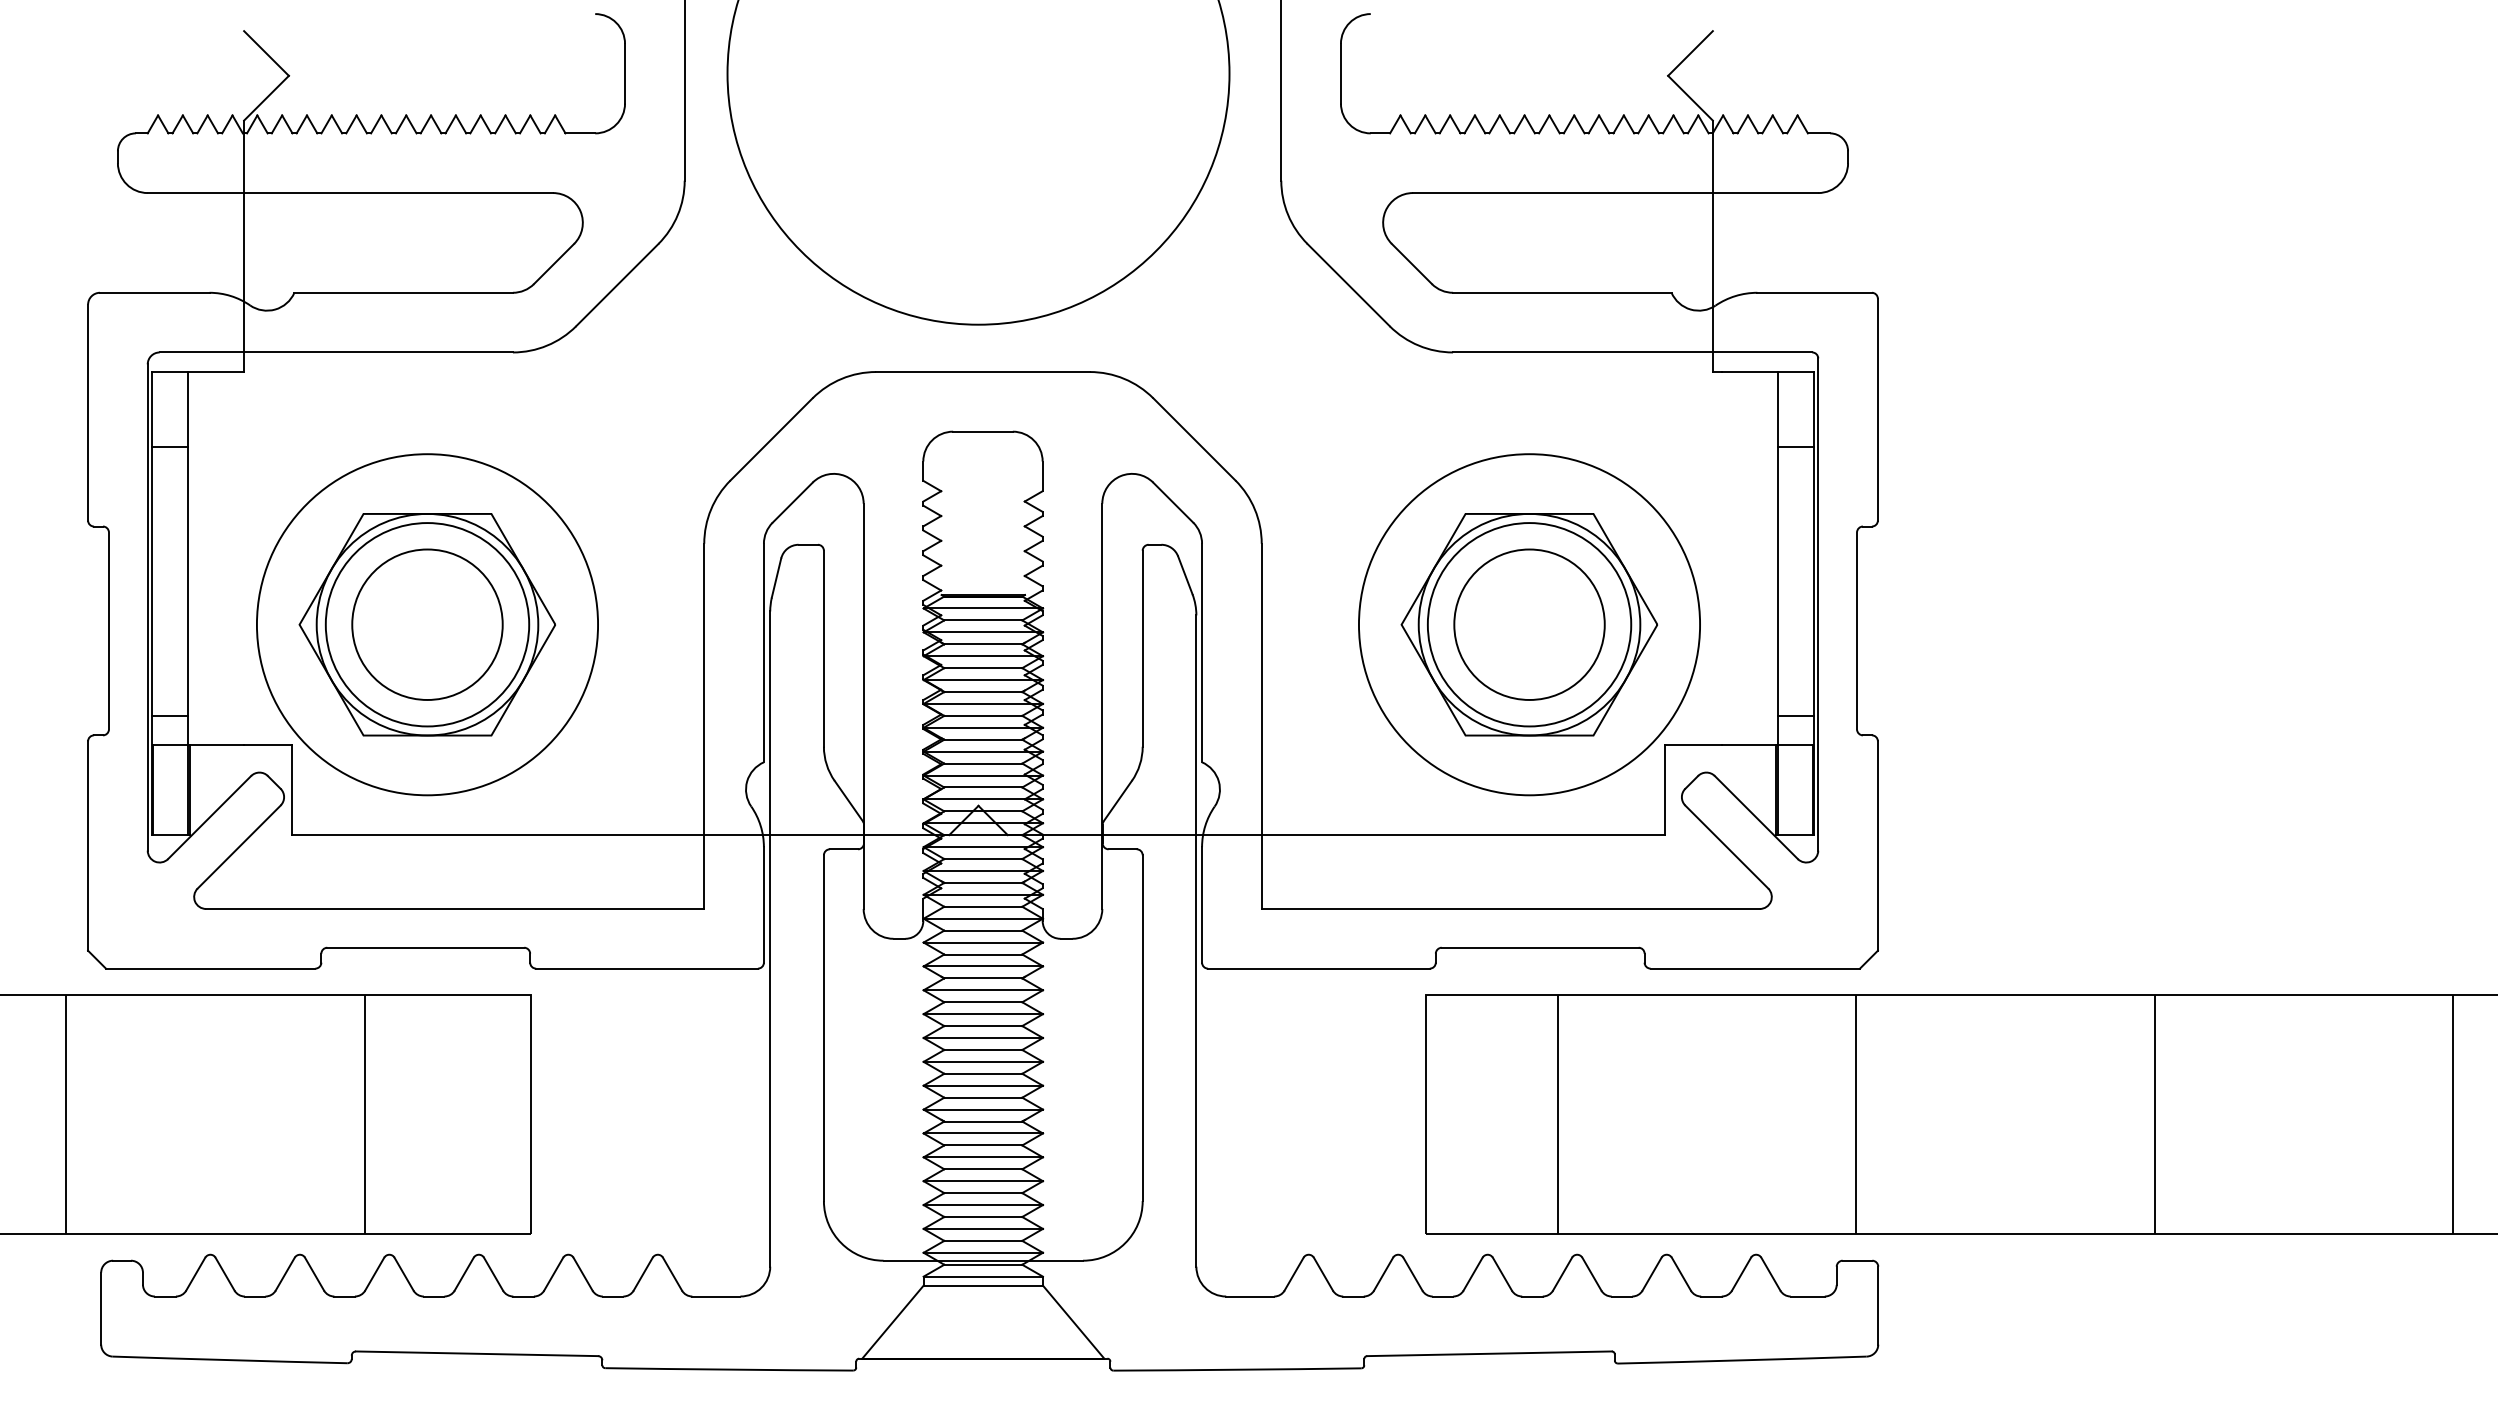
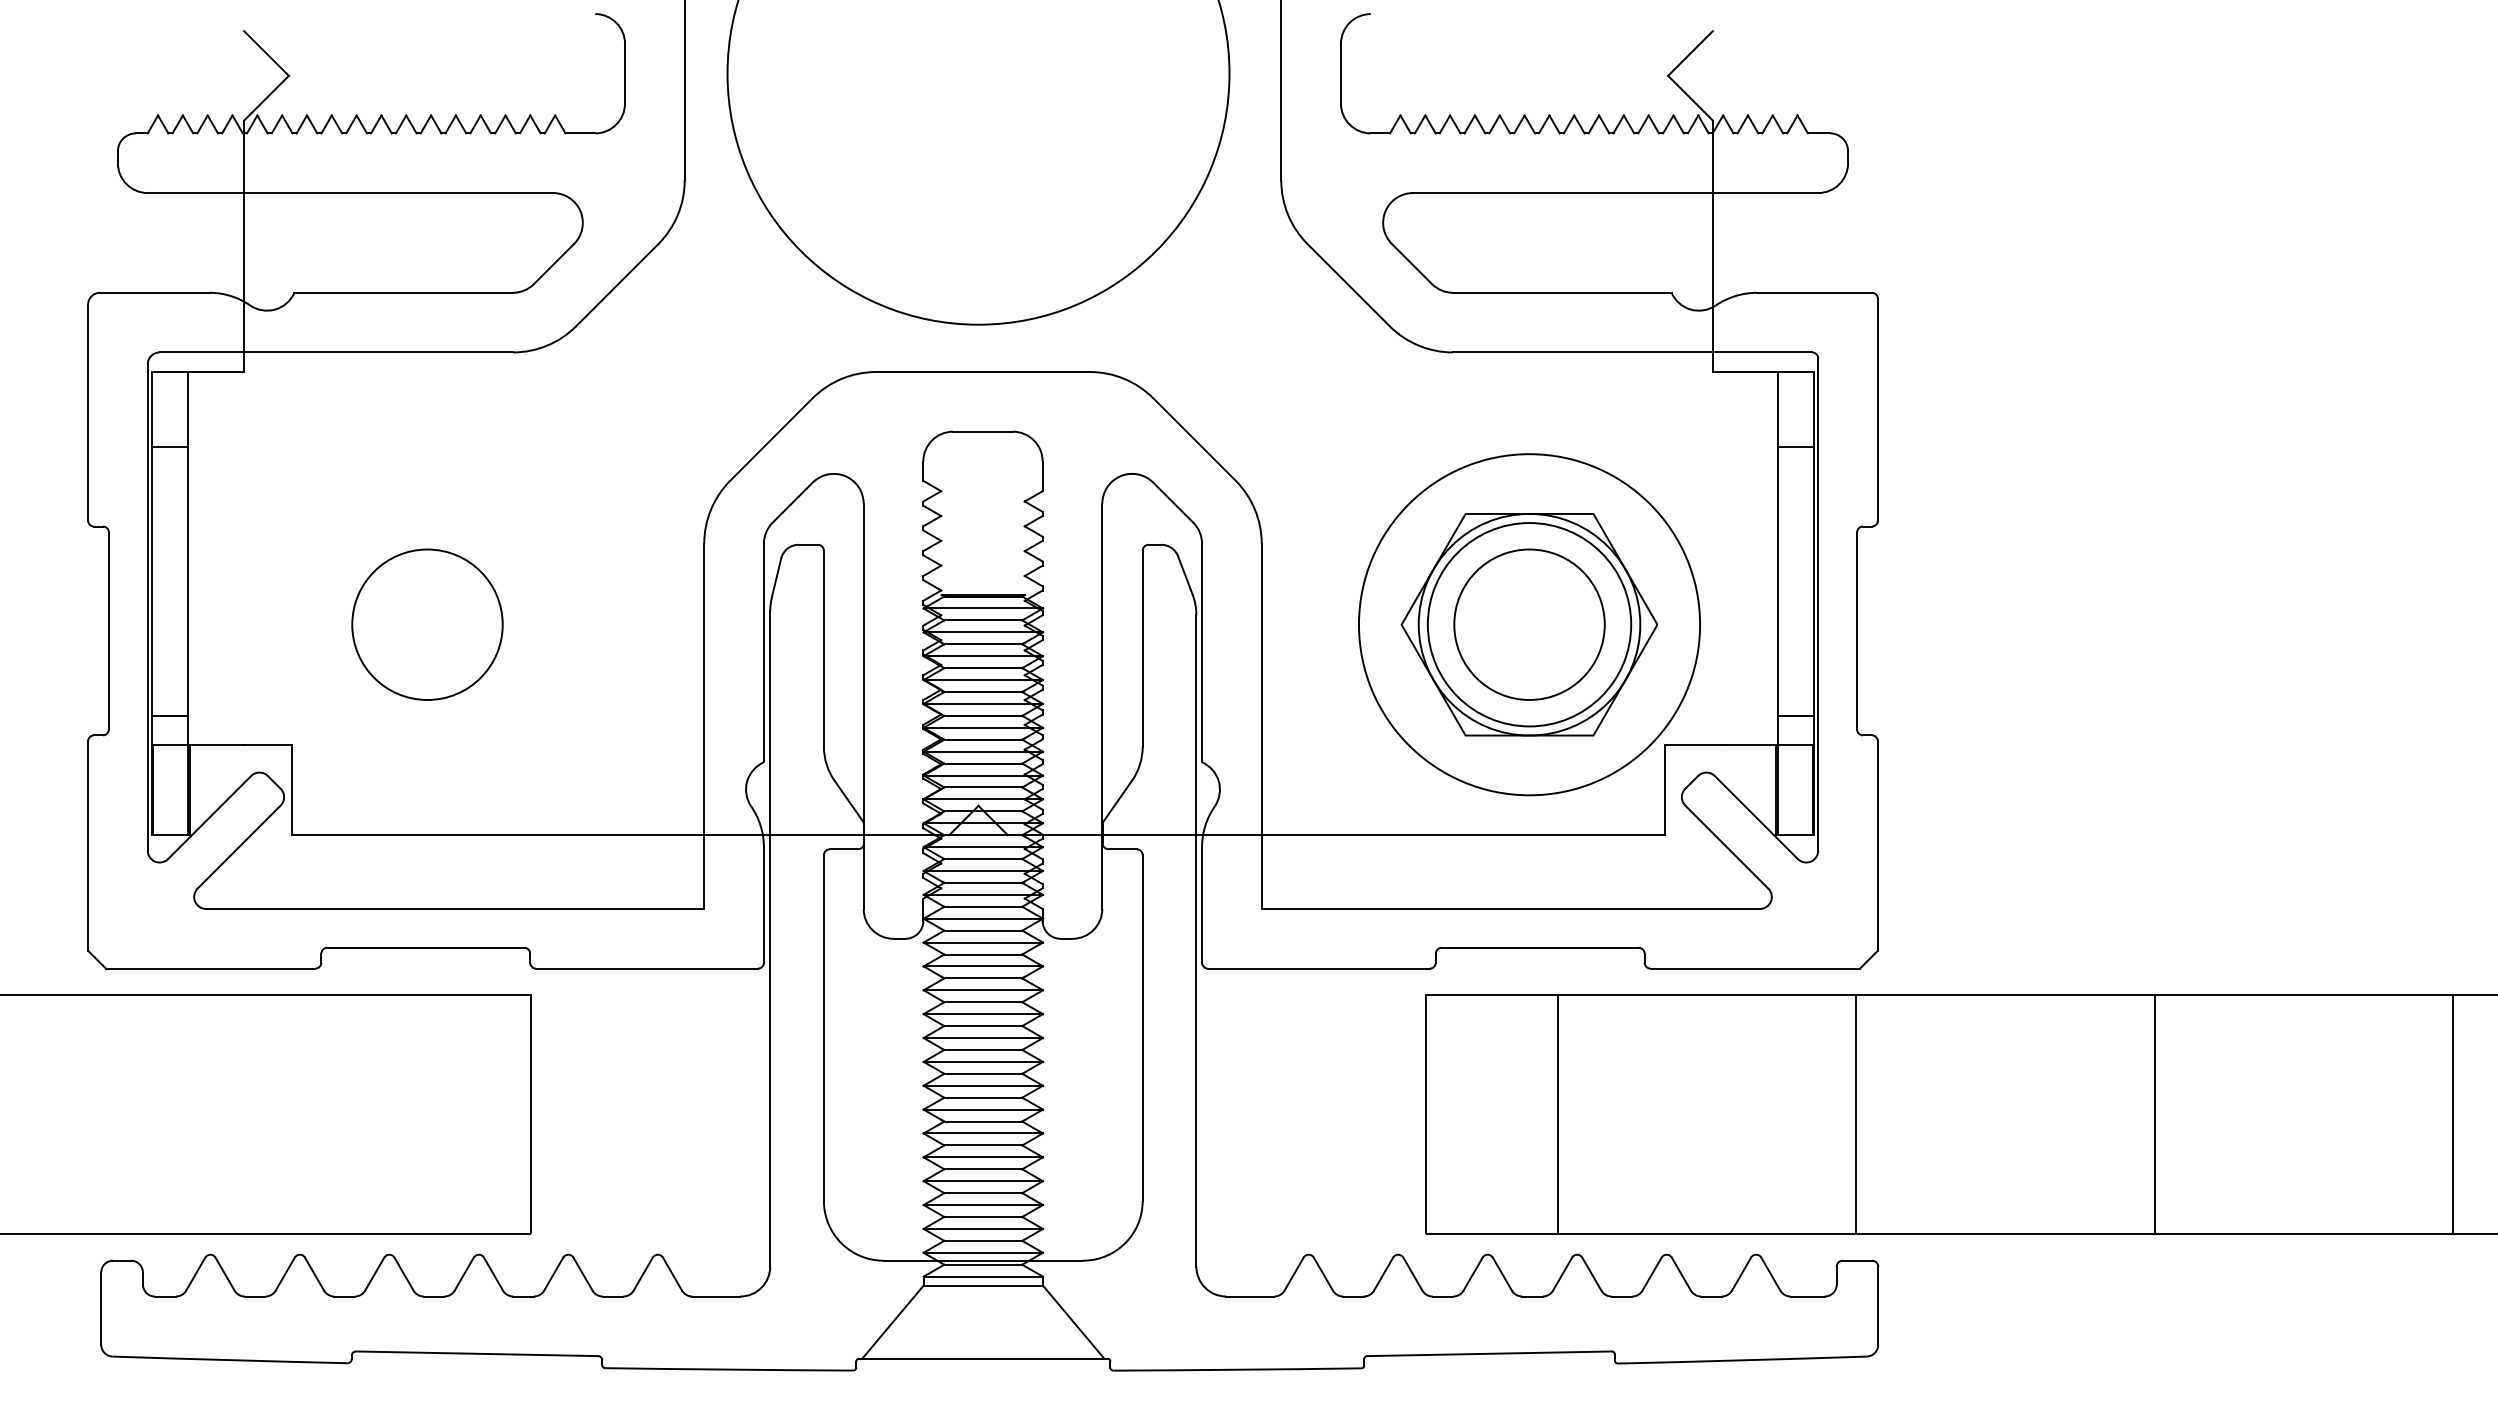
part: present -> none (427, 624)
hatch: present -> none (215, 1113)
